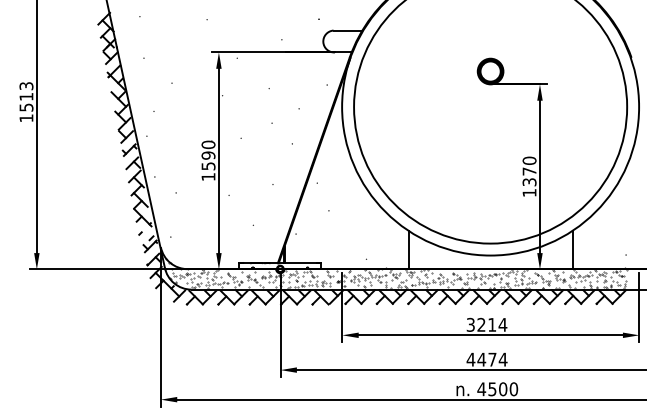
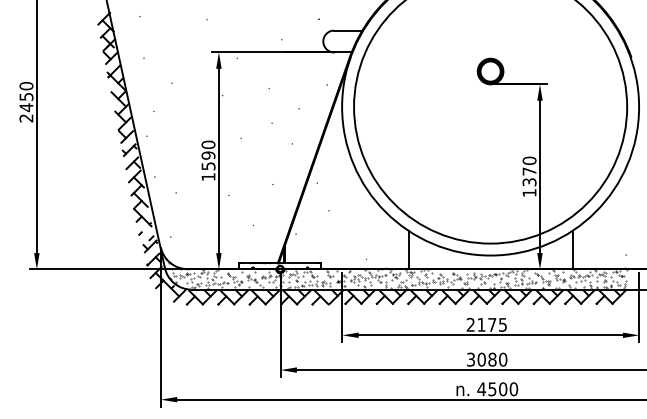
text: 1513 -> 2450 (26, 102)
text: 3214 -> 2175 (486, 324)
text: 4474 -> 3080 (486, 359)
